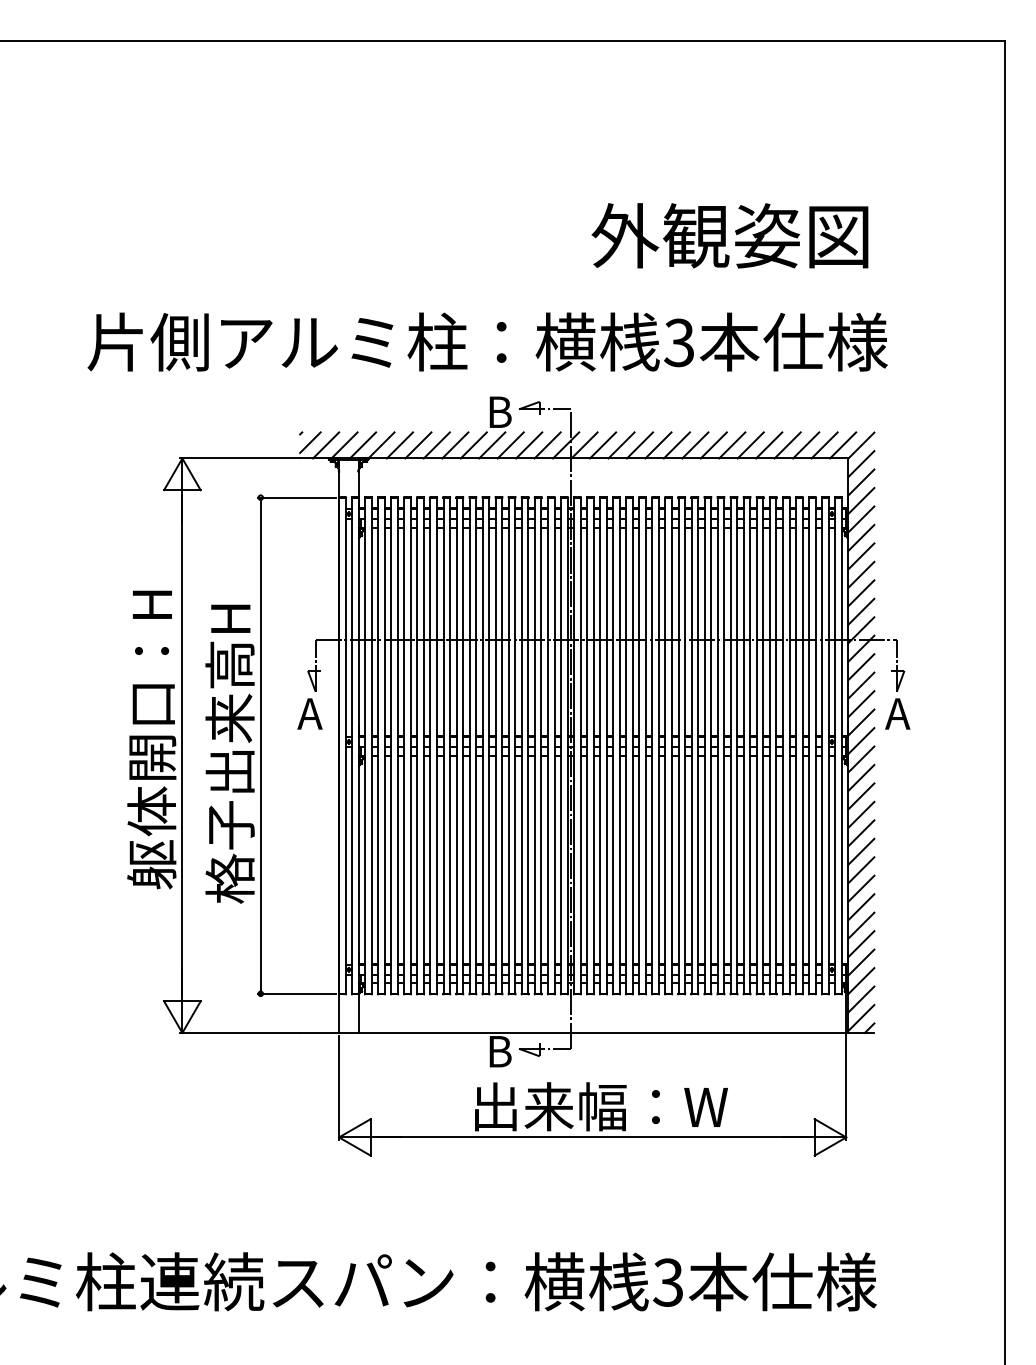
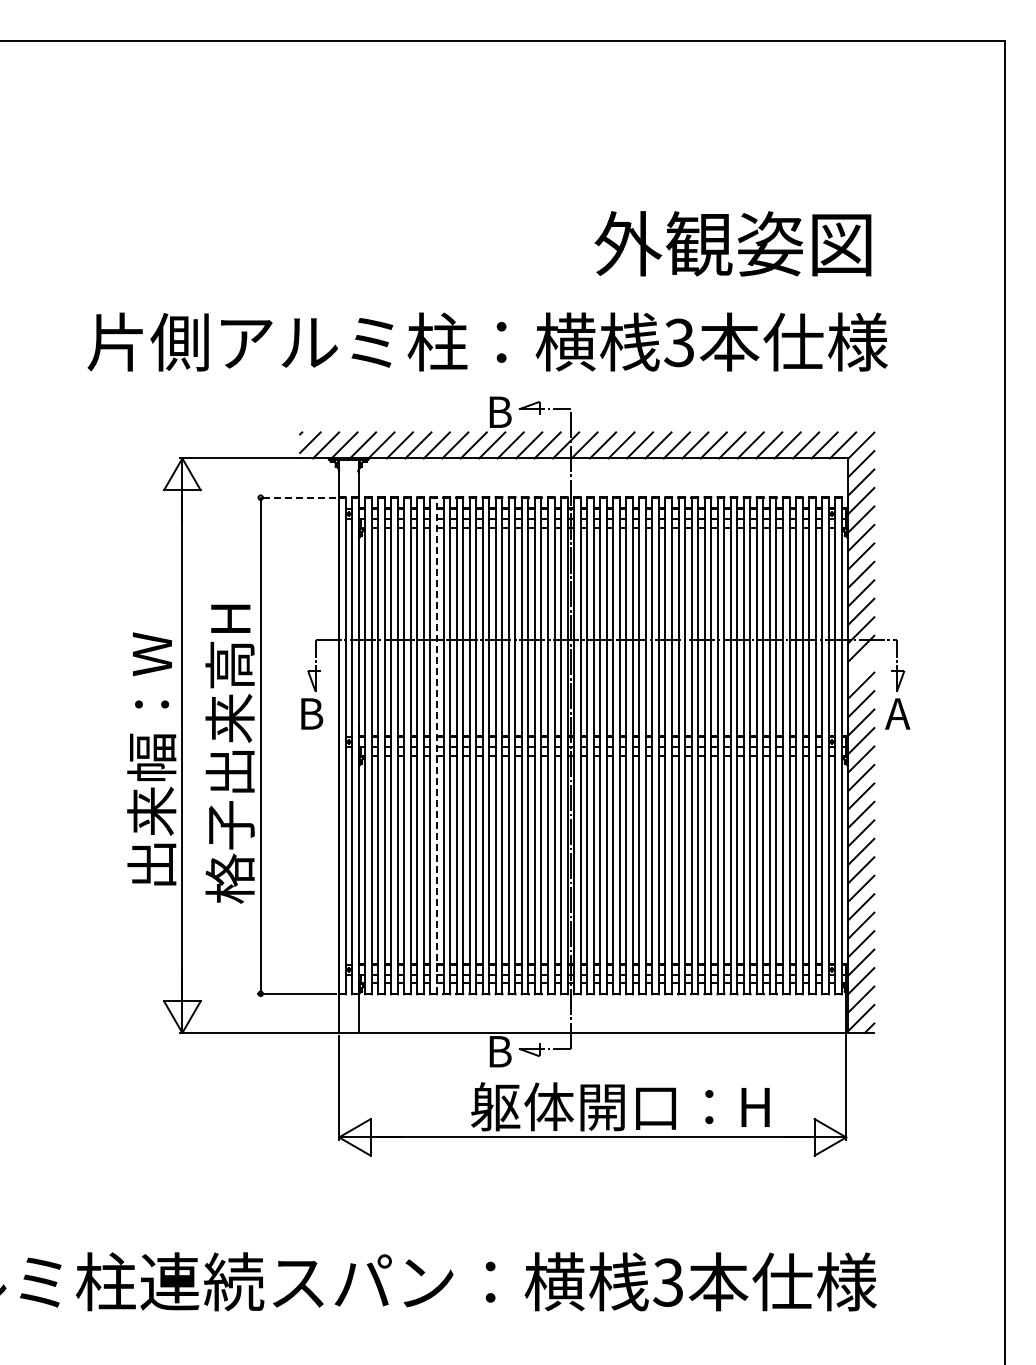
text position: (729, 235) -> (732, 243) (732, 243)
line: solid -> dashed (296, 497)
line: present -> none (861, 667)
text: A -> B (310, 713)
text: 躯体開口：H -> 出来幅：W (151, 739)
line: solid -> dashed (436, 745)
text: 出来幅：W -> 躯体開口：H (620, 1106)
